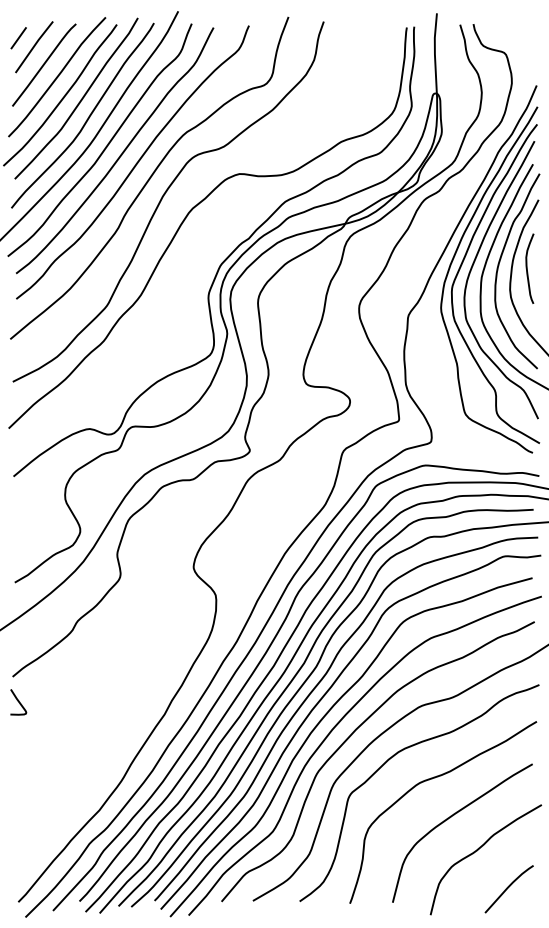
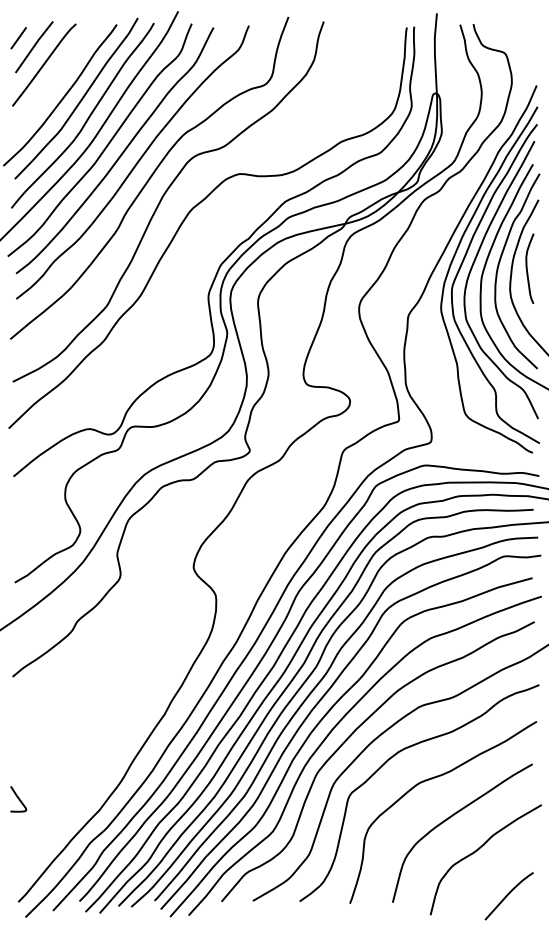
curve: present -> none (57, 77)
curve position: (18, 702) -> (18, 799) (18, 799)
curve position: (508, 888) -> (508, 895) (508, 895)
